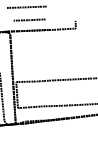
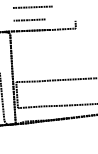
line position: (26, 6) -> (32, 6) (32, 6)
